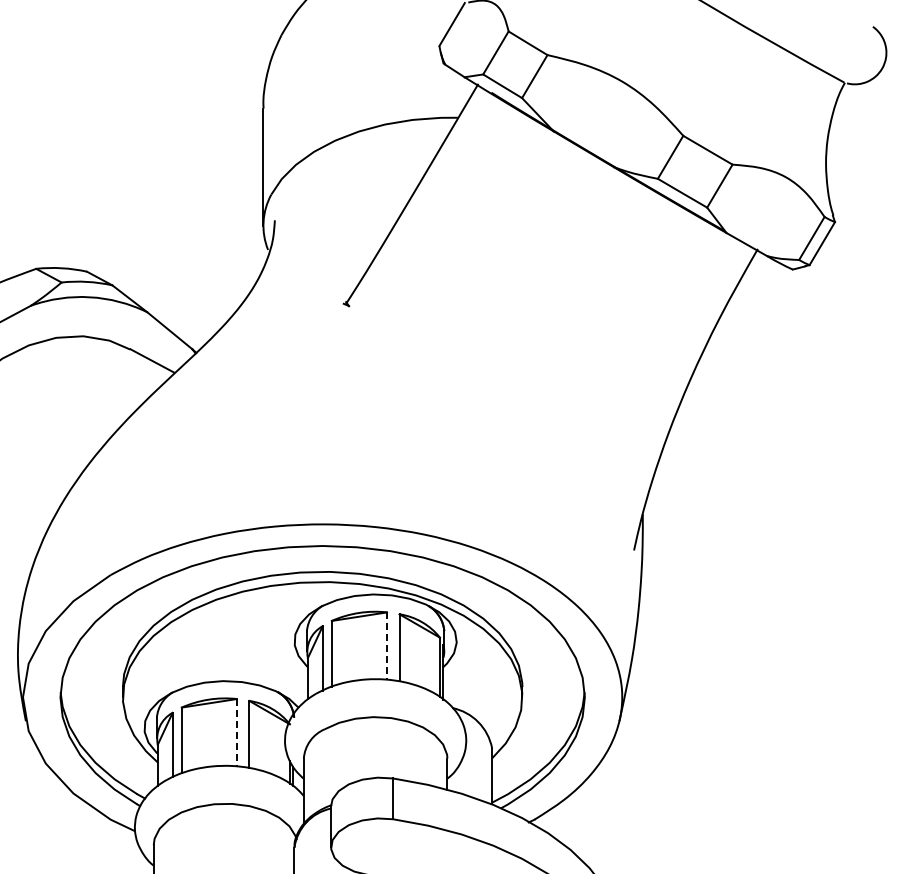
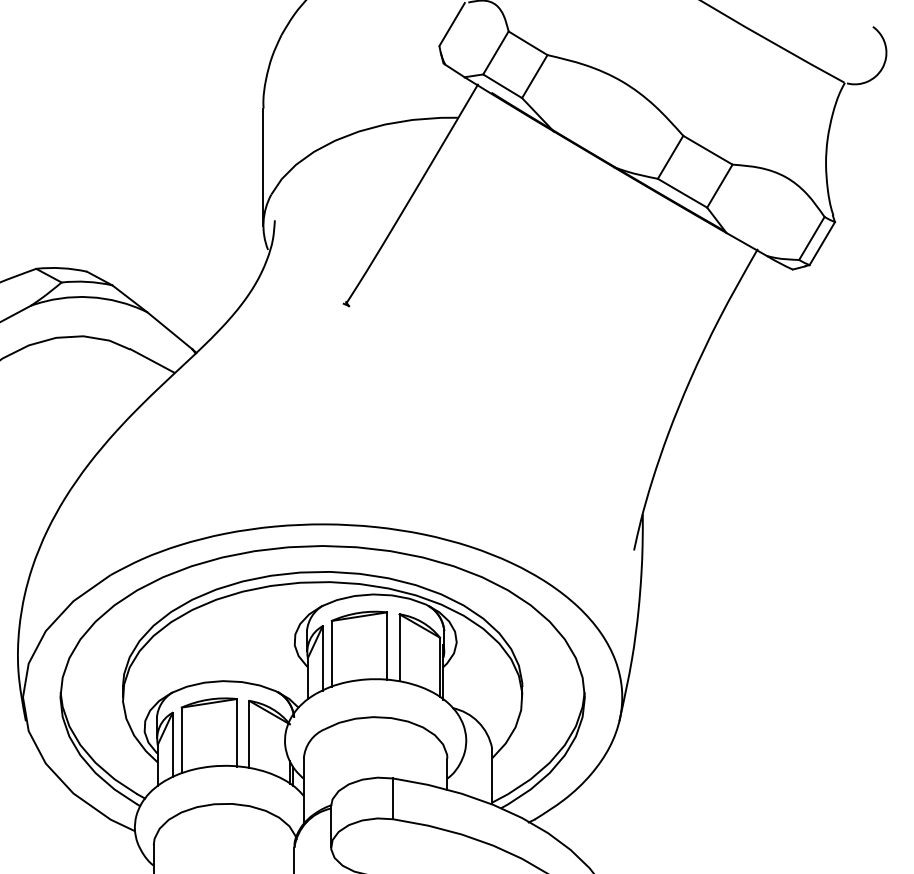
line: dashed -> solid (387, 646)
line: dashed -> solid (237, 732)
